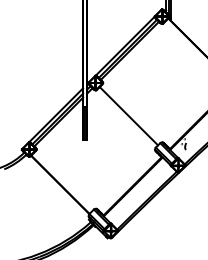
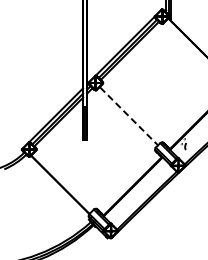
line: solid -> dashed (128, 116)
